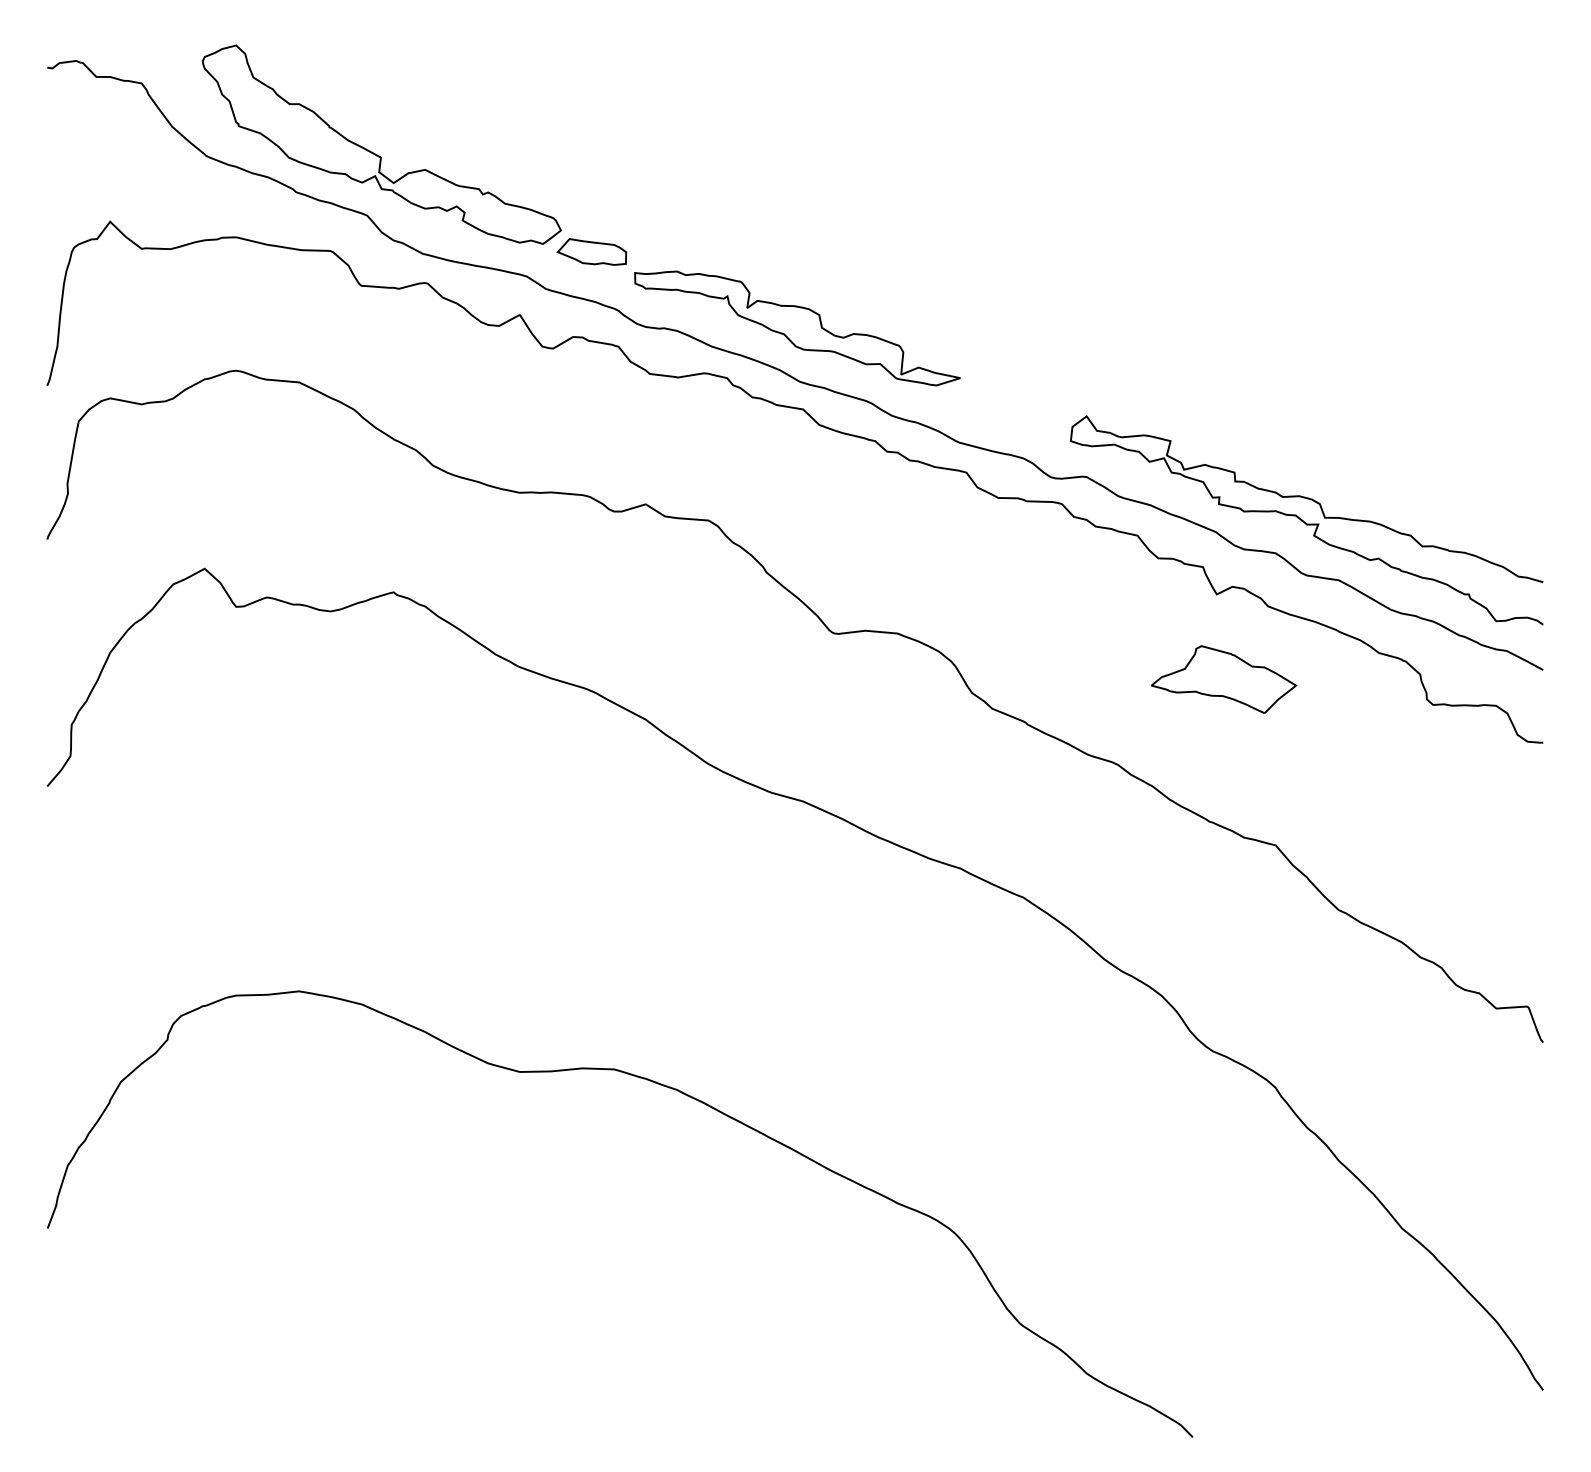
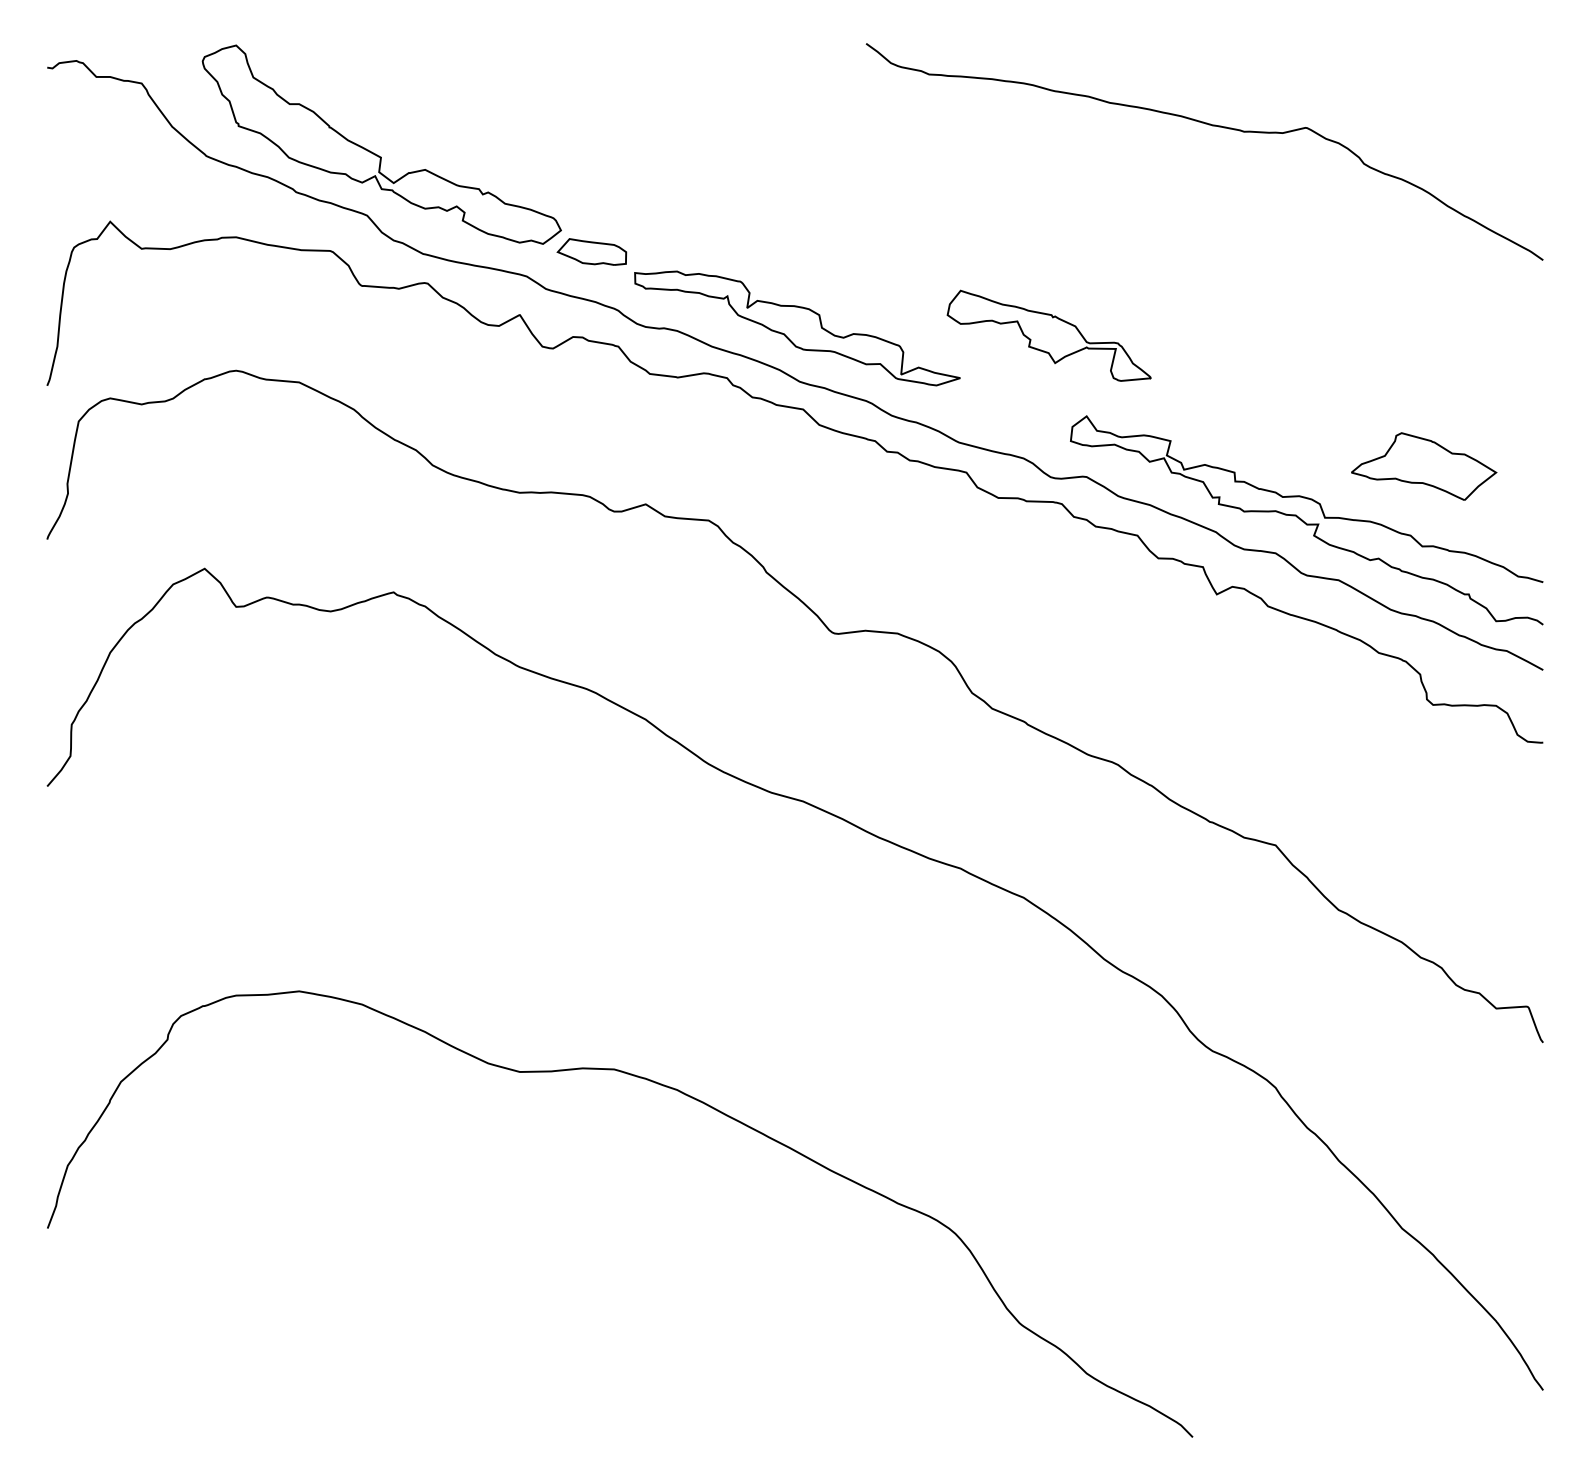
curve: none -> present (1212, 126)
part: none -> present (1048, 335)
part position: (1224, 679) -> (1424, 466) (1424, 466)
